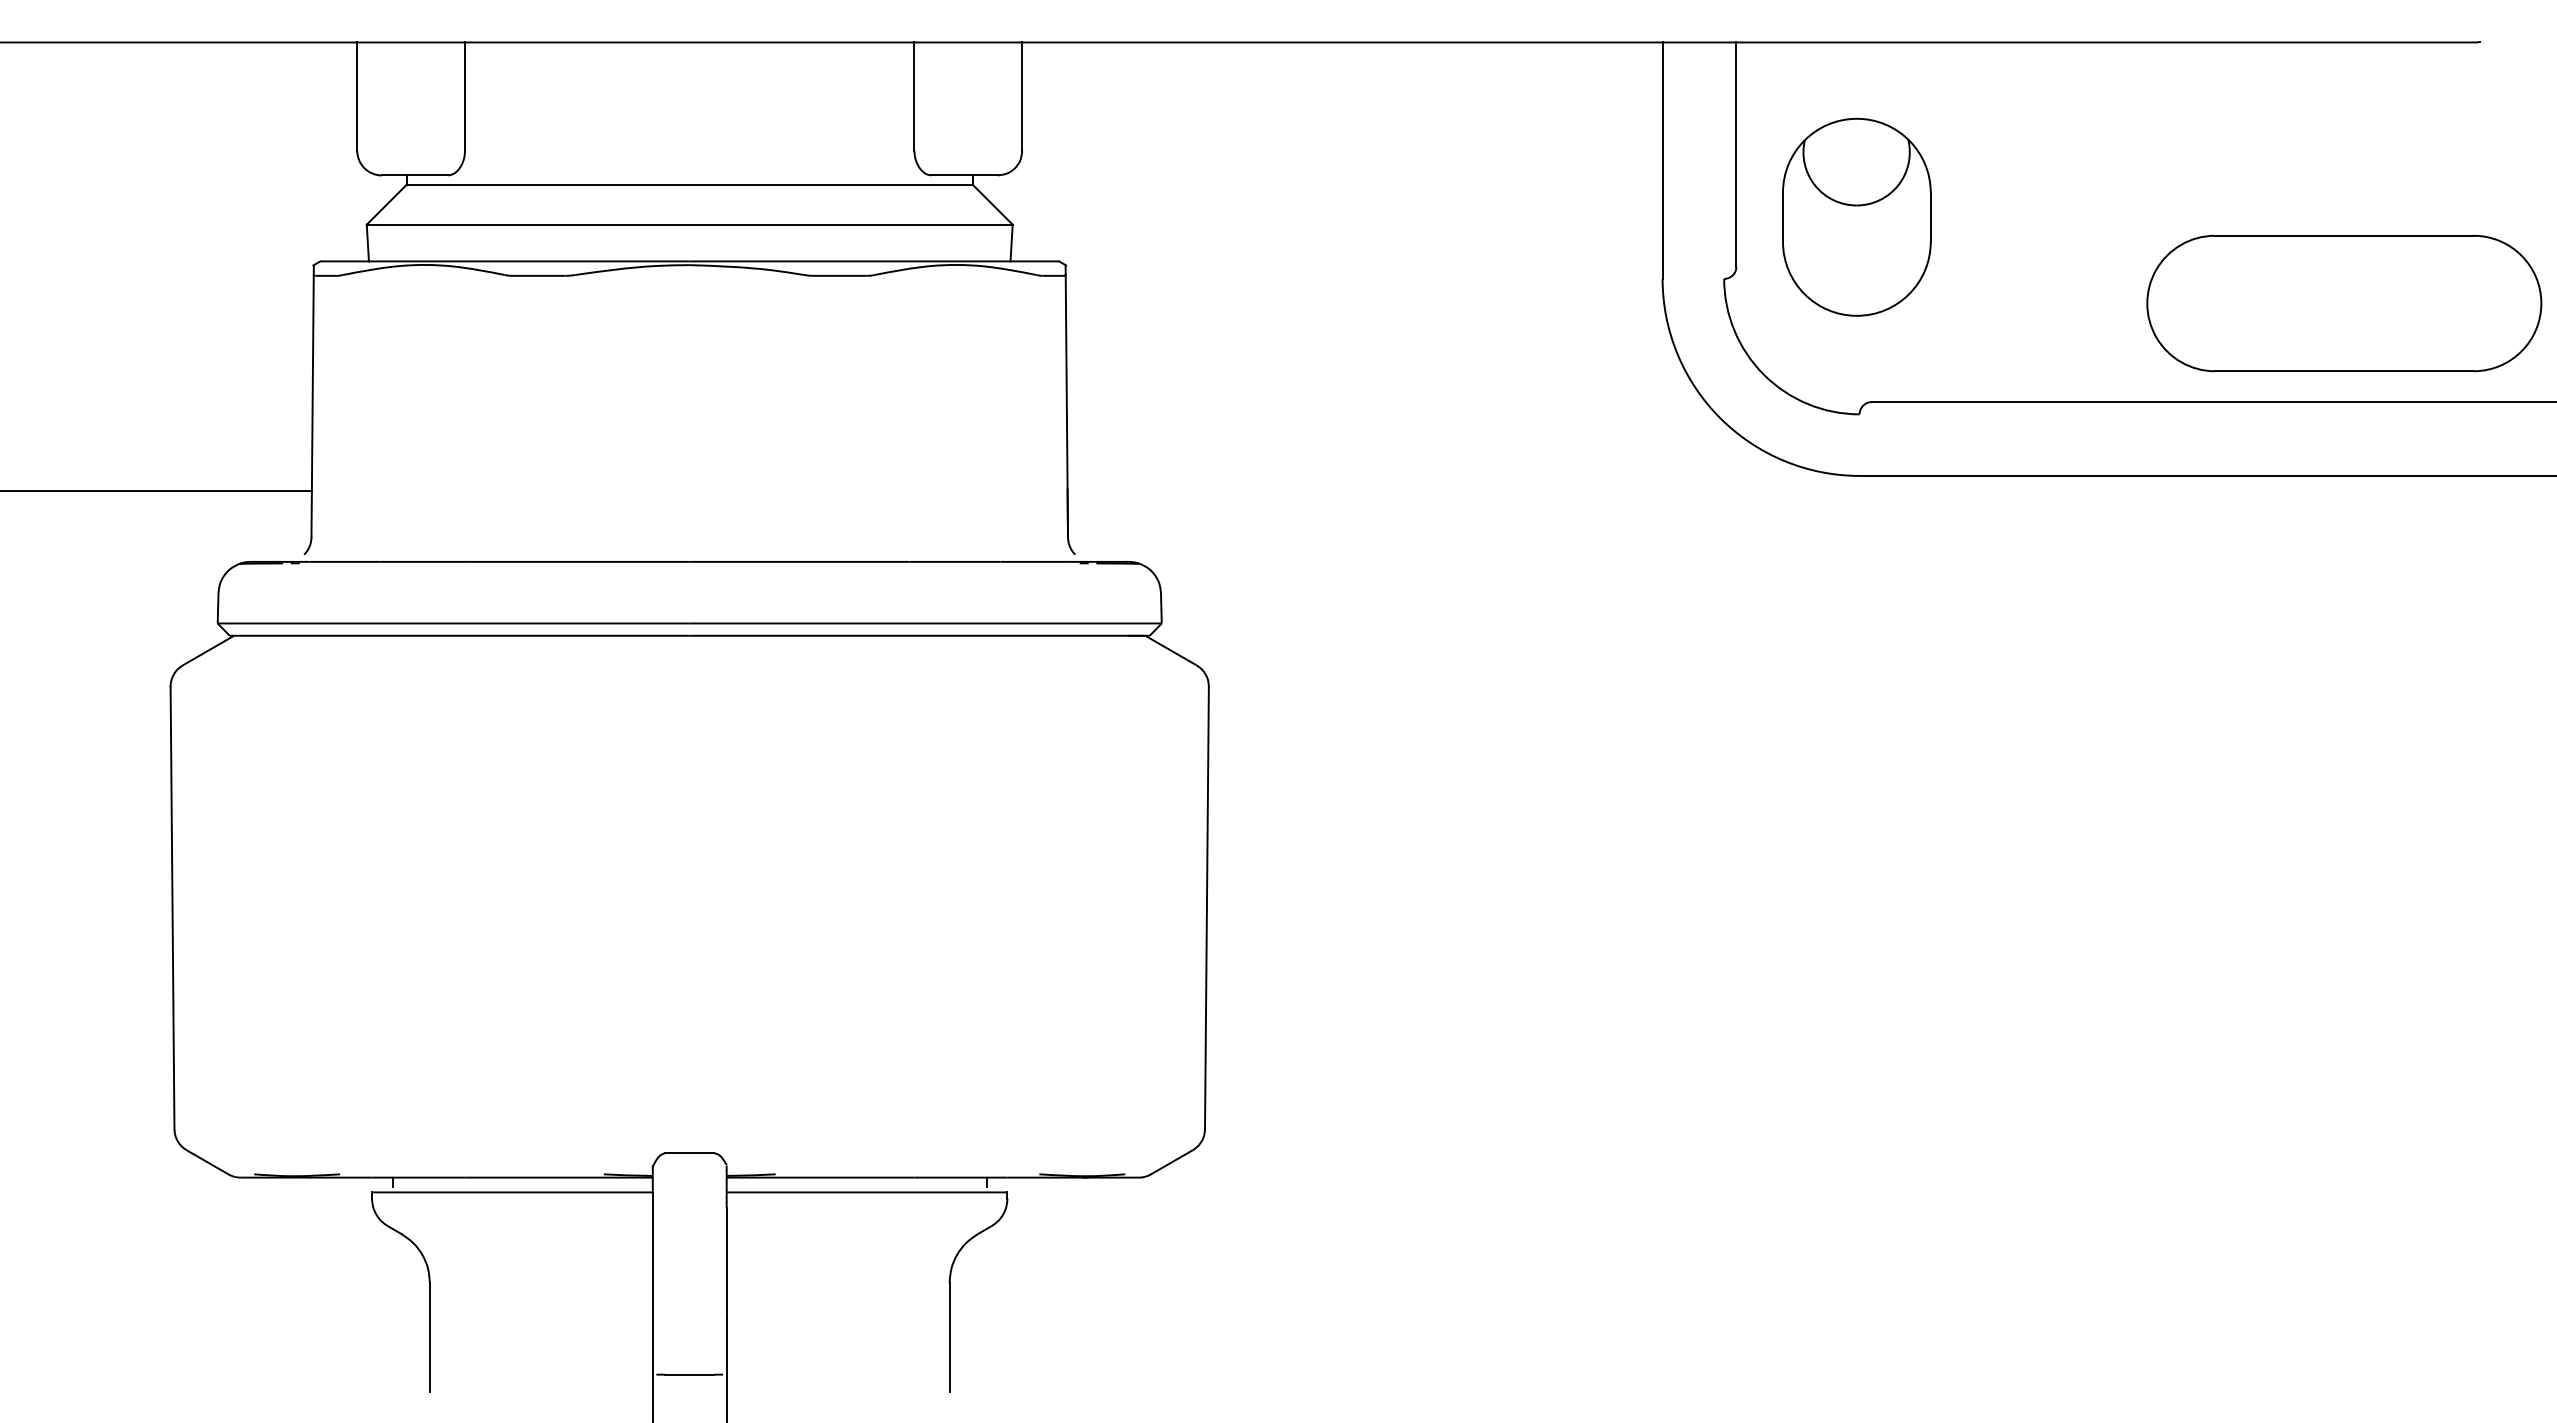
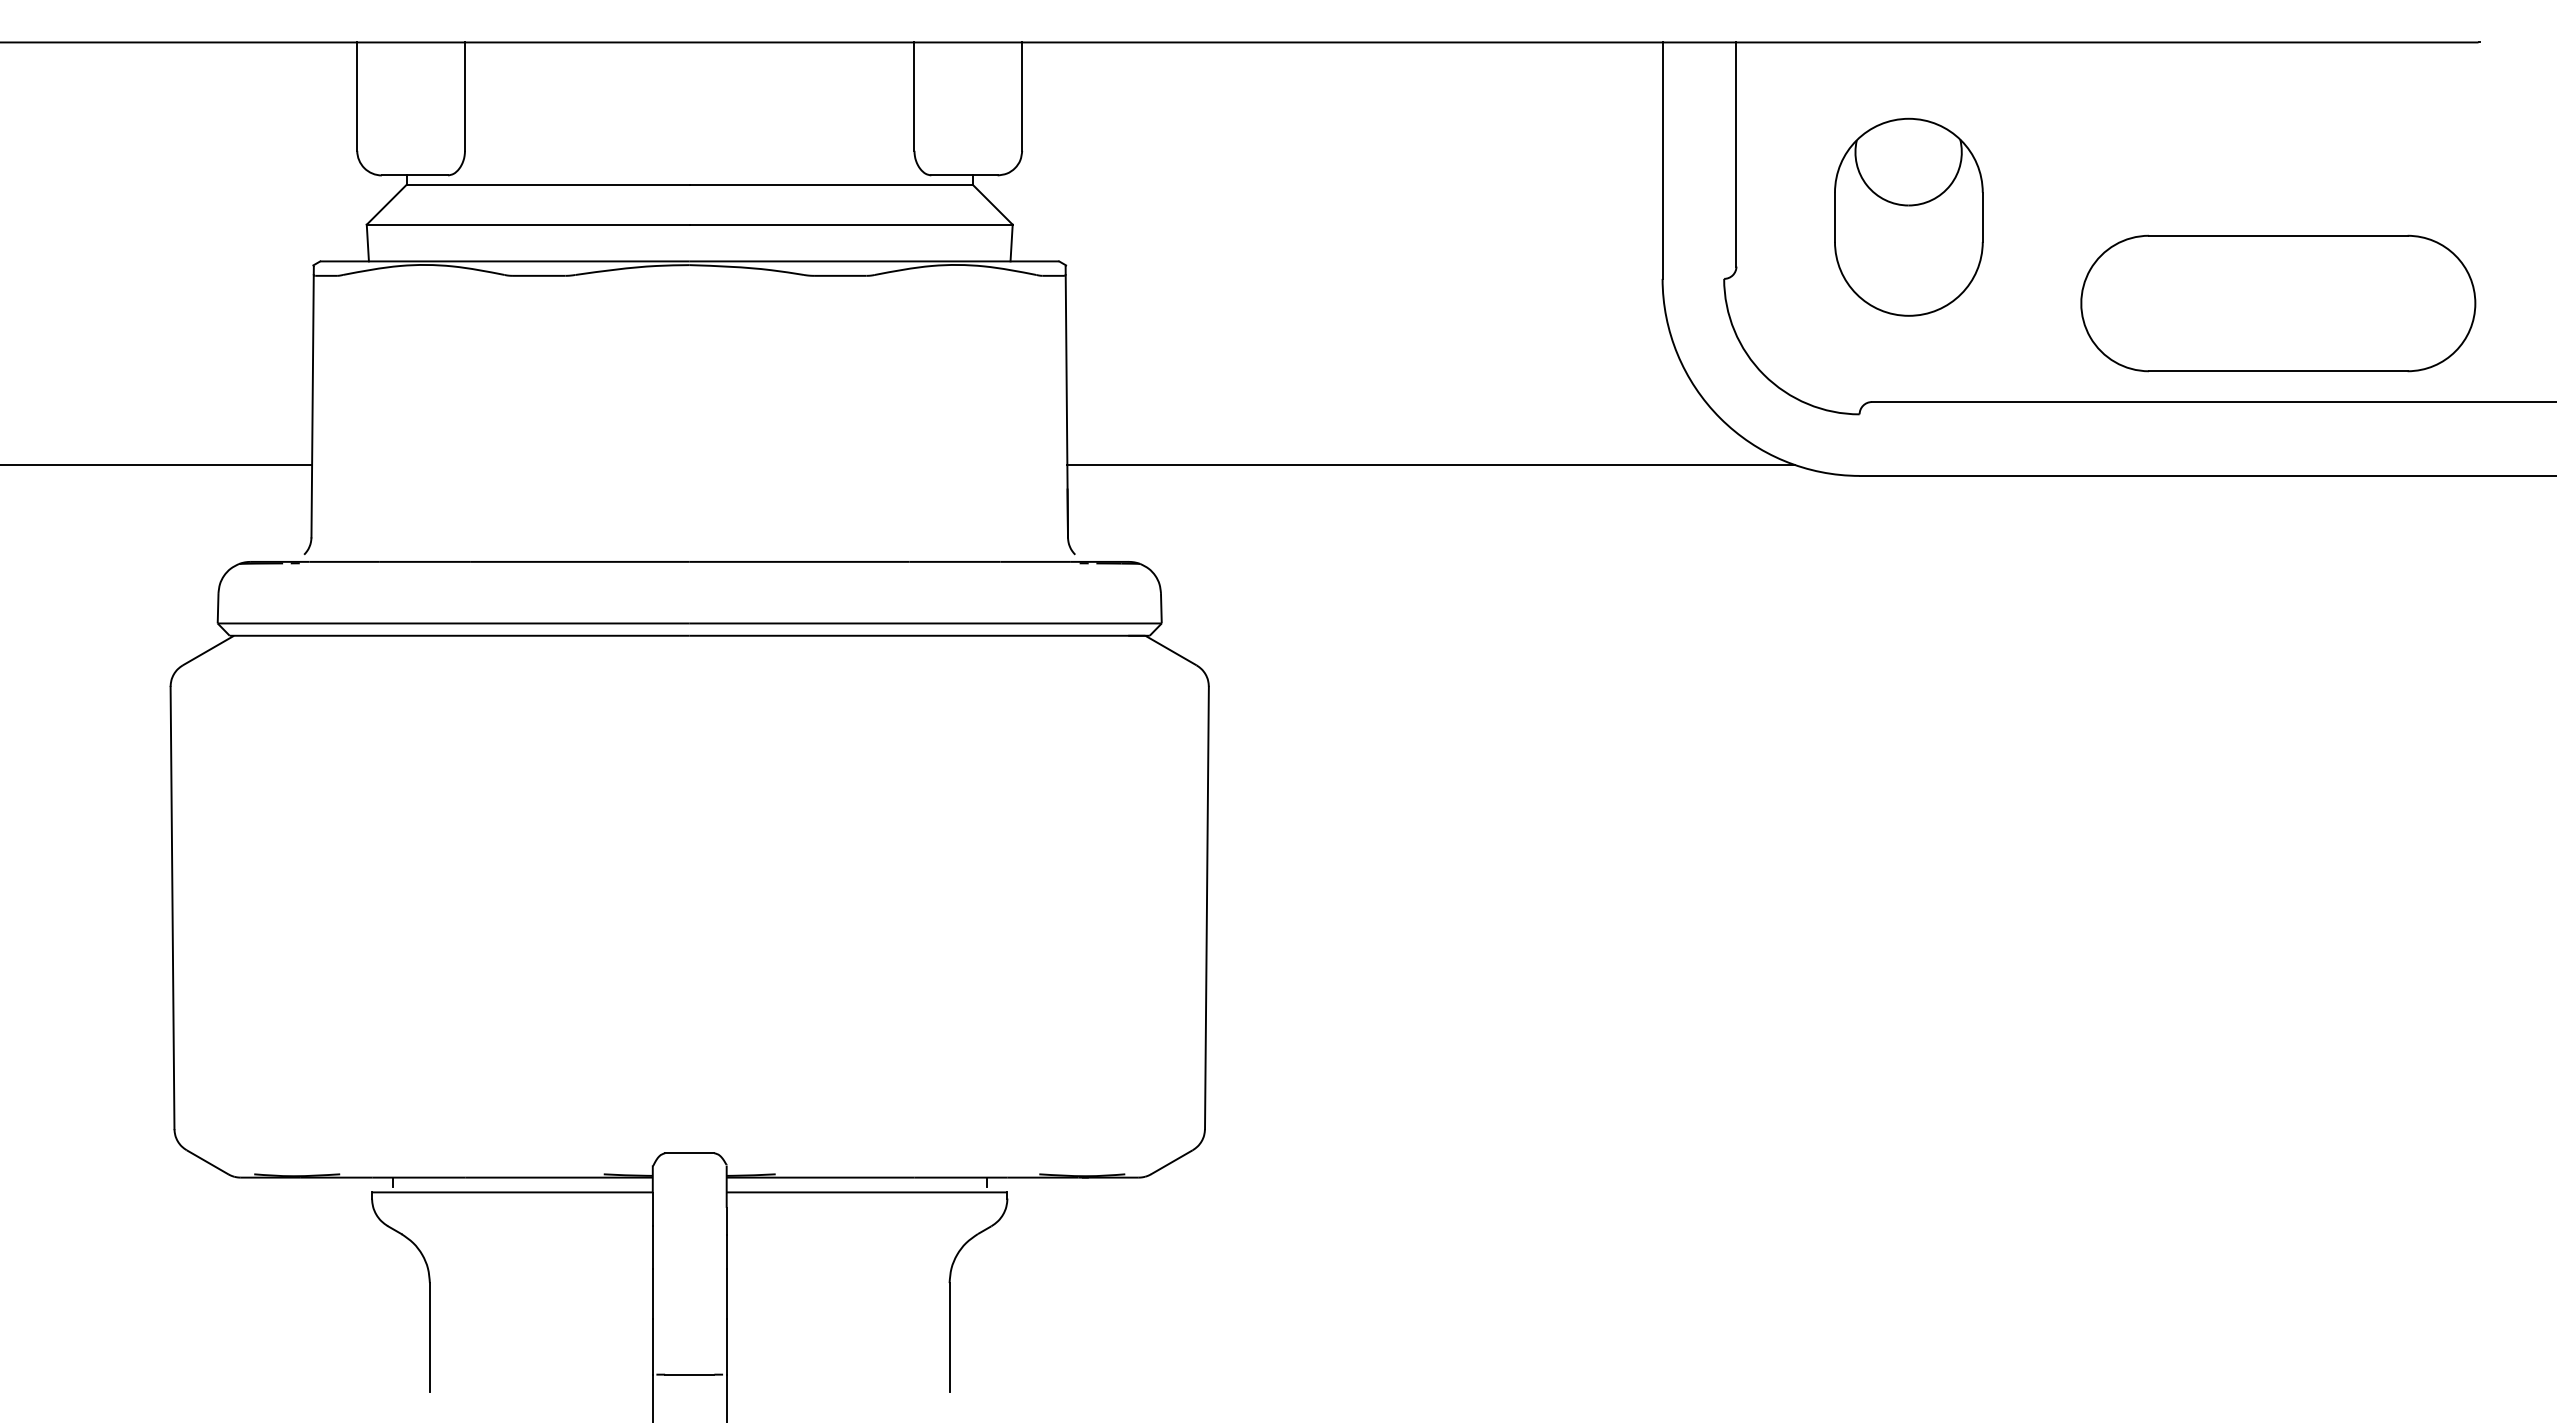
part position: (1856, 216) -> (1908, 216) (1908, 216)
part position: (2344, 303) -> (2278, 303) (2278, 303)
line: none -> present (1431, 465)
line position: (157, 491) -> (157, 465) (157, 465)
